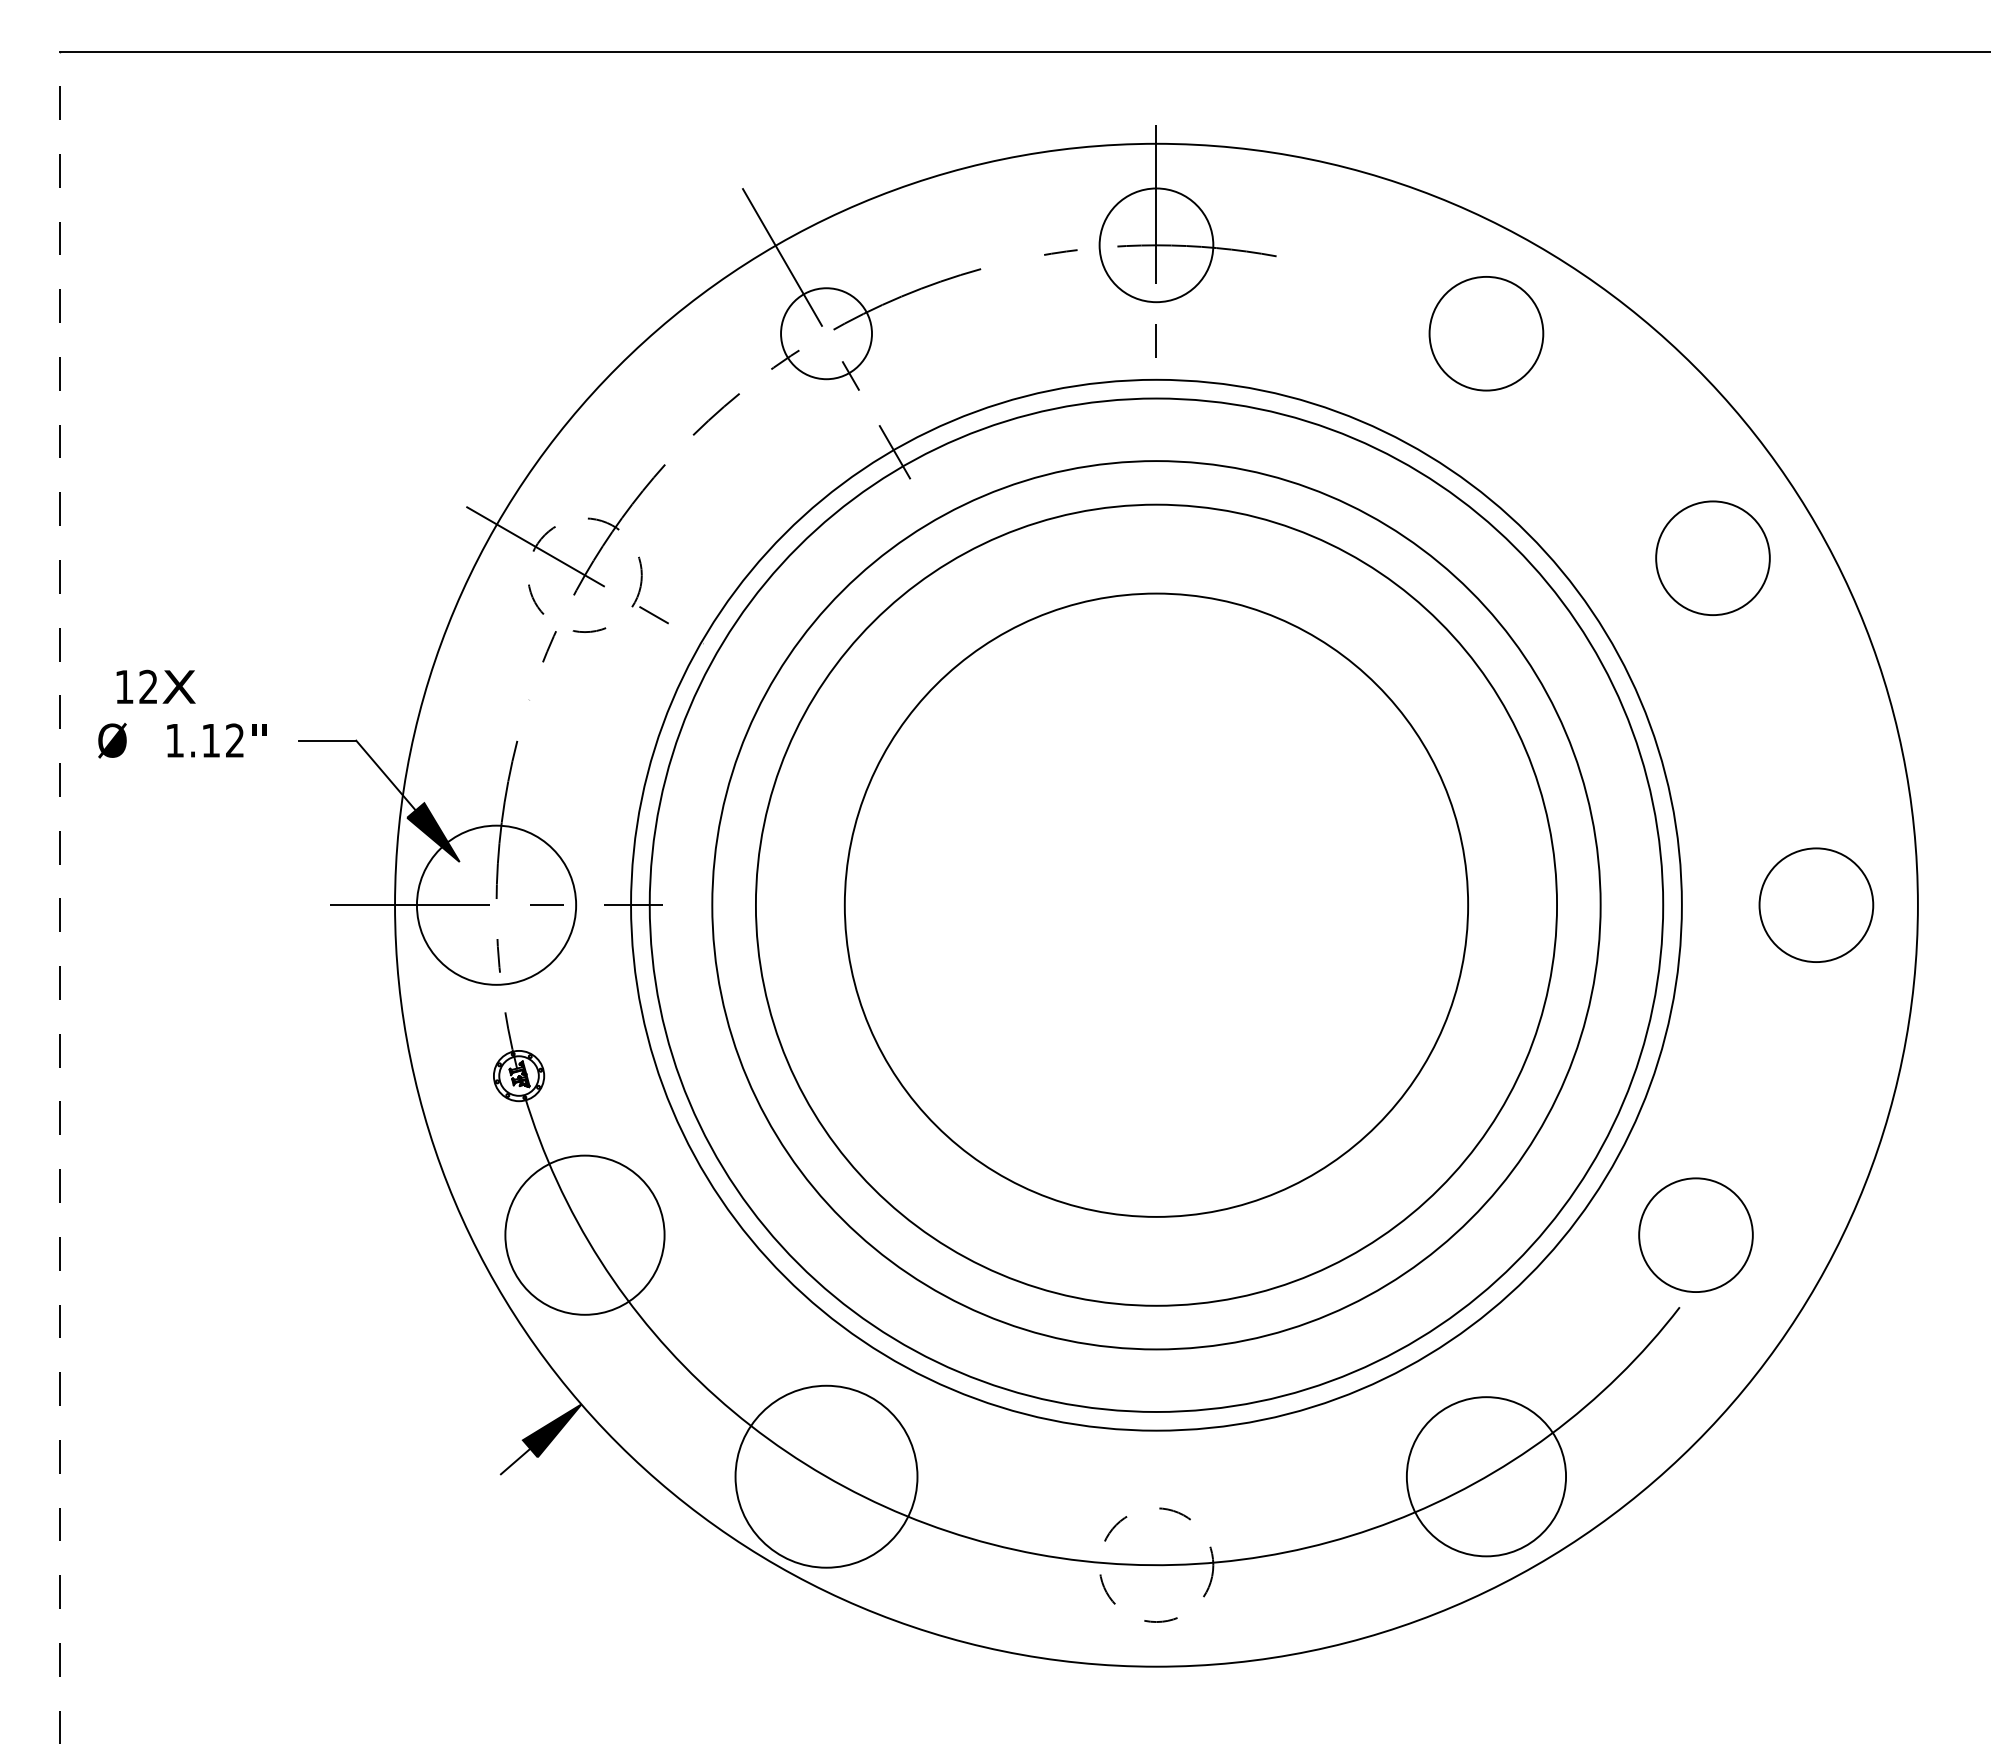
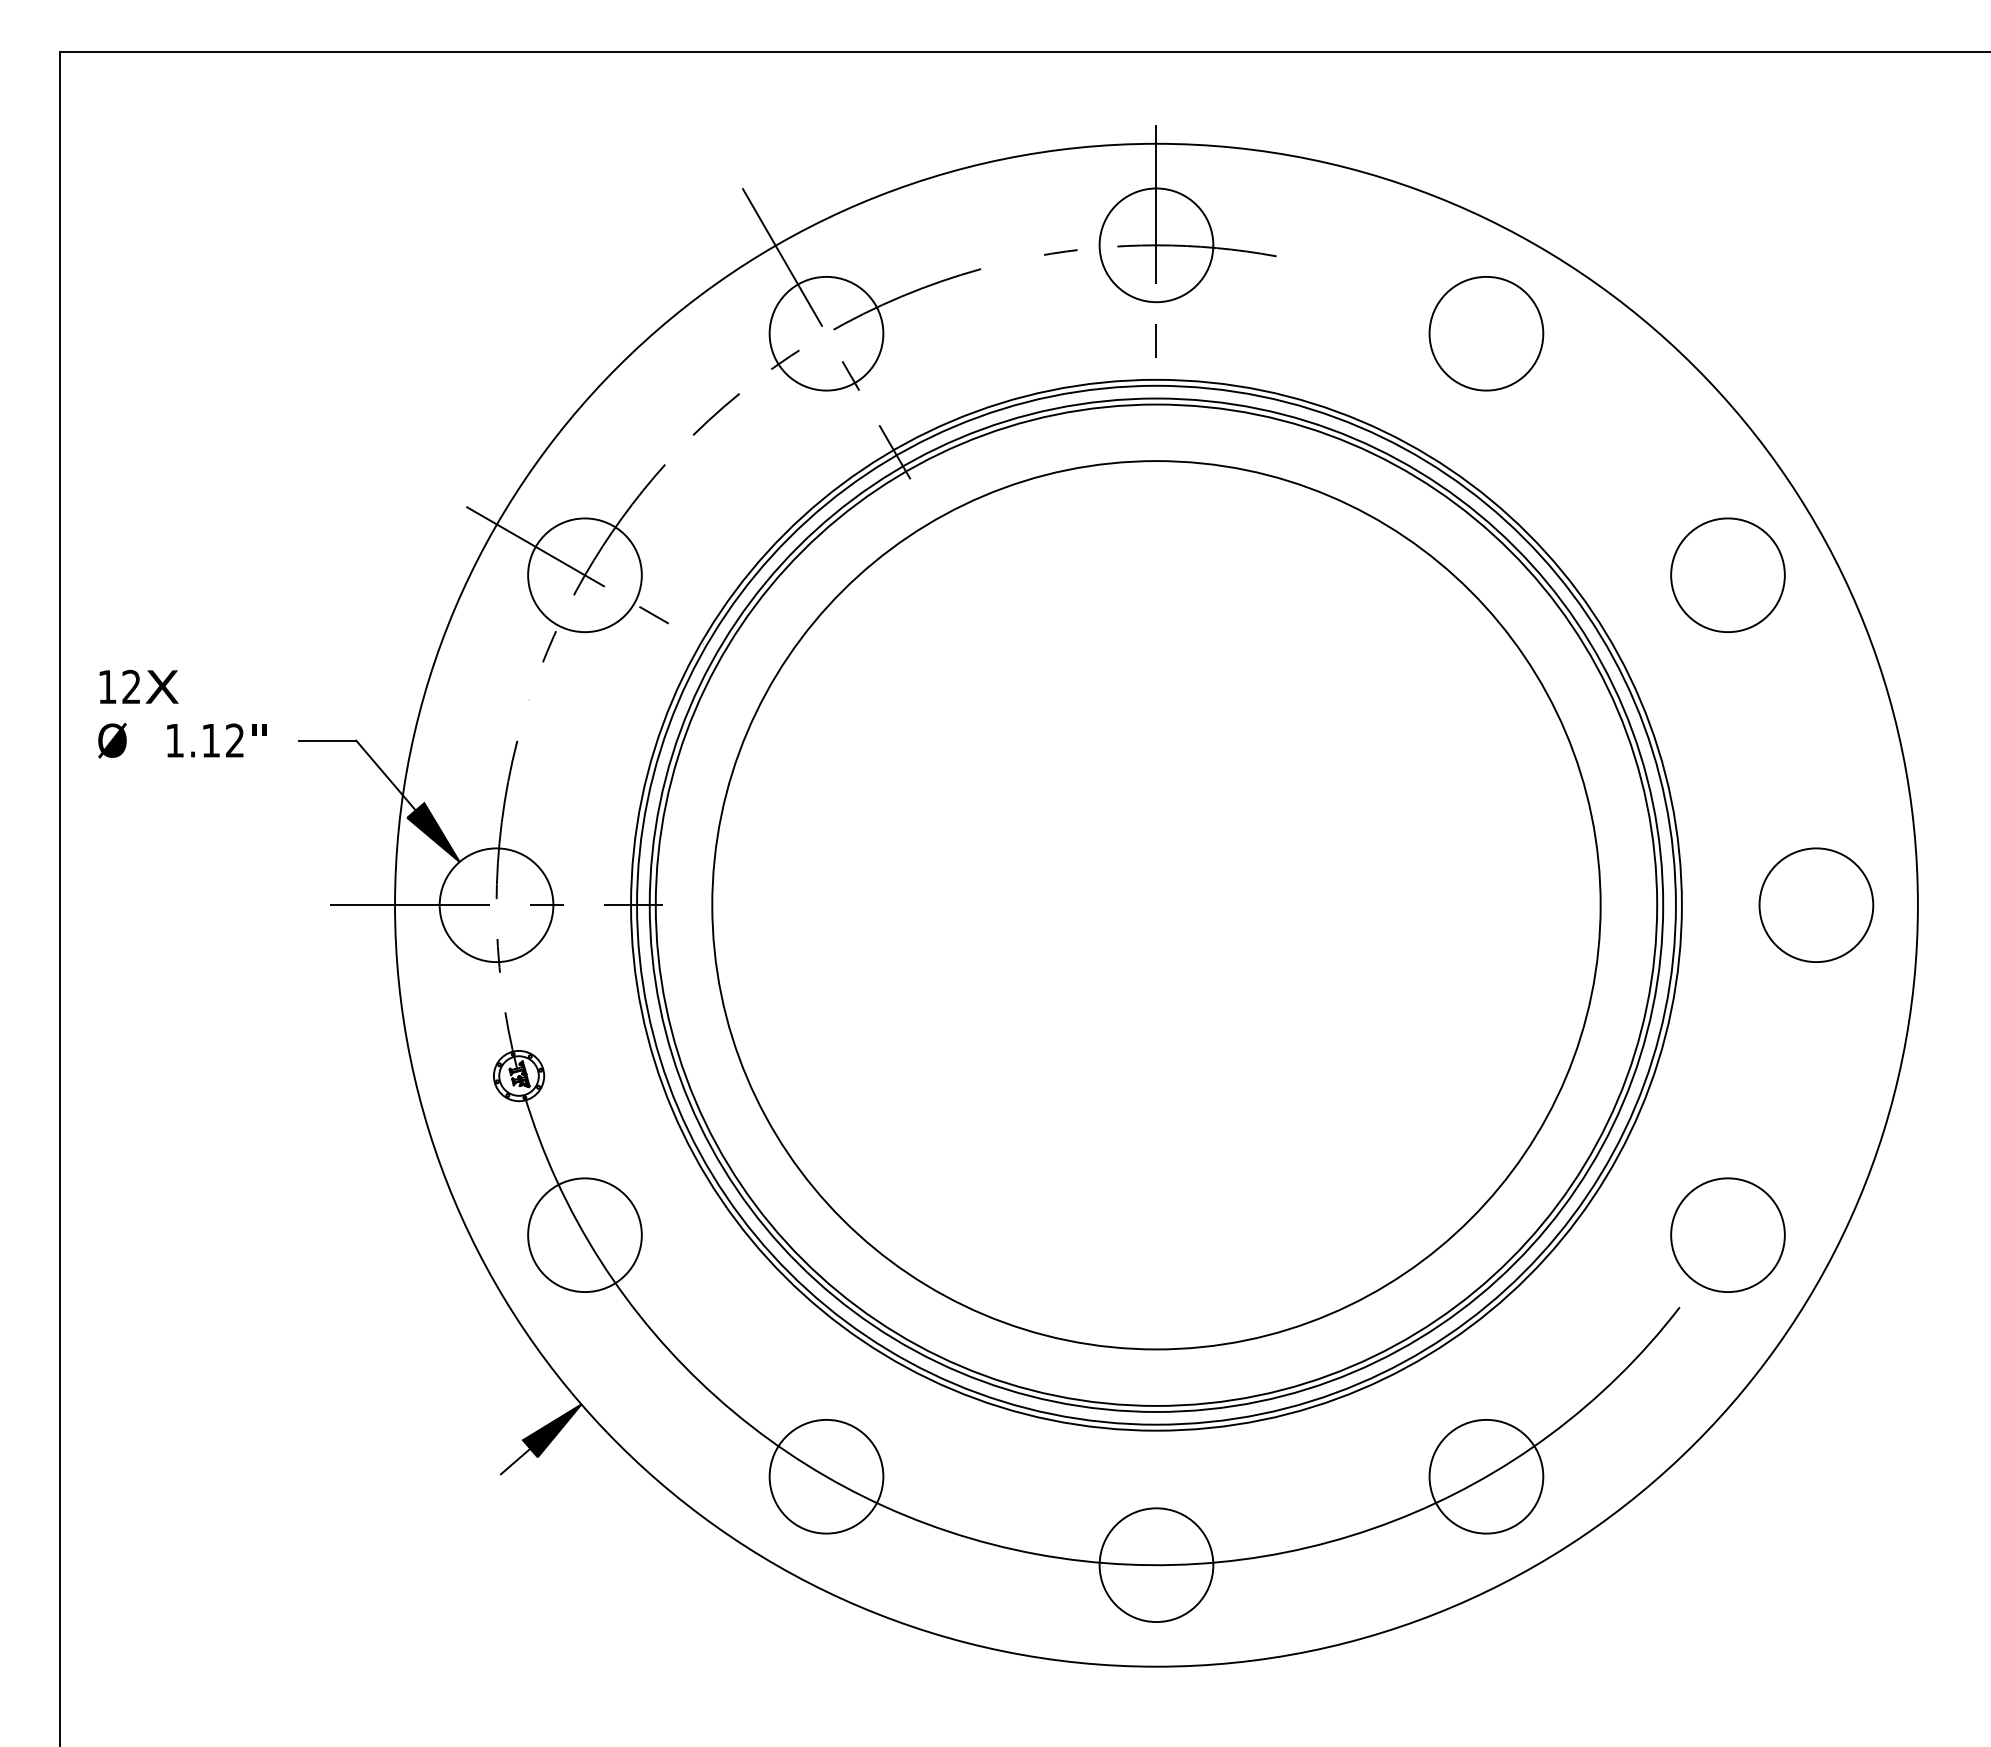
circle diameter: 91 px -> 114 px (826, 333)
circle position: (1712, 557) -> (1727, 574) (1727, 574)
circle: dashed -> solid (584, 575)
text position: (155, 686) -> (138, 686) (138, 686)
line: dashed -> solid (59, 899)
circle diameter: 159 px -> 114 px (496, 905)
circle diameter: 623 px -> 1039 px (1156, 904)
circle diameter: 801 px -> 1001 px (1156, 904)
circle diameter: 159 px -> 114 px (584, 1235)
circle position: (1695, 1234) -> (1727, 1234) (1727, 1234)
circle diameter: 182 px -> 114 px (826, 1476)
circle diameter: 159 px -> 114 px (1486, 1476)
circle: dashed -> solid (1156, 1565)
